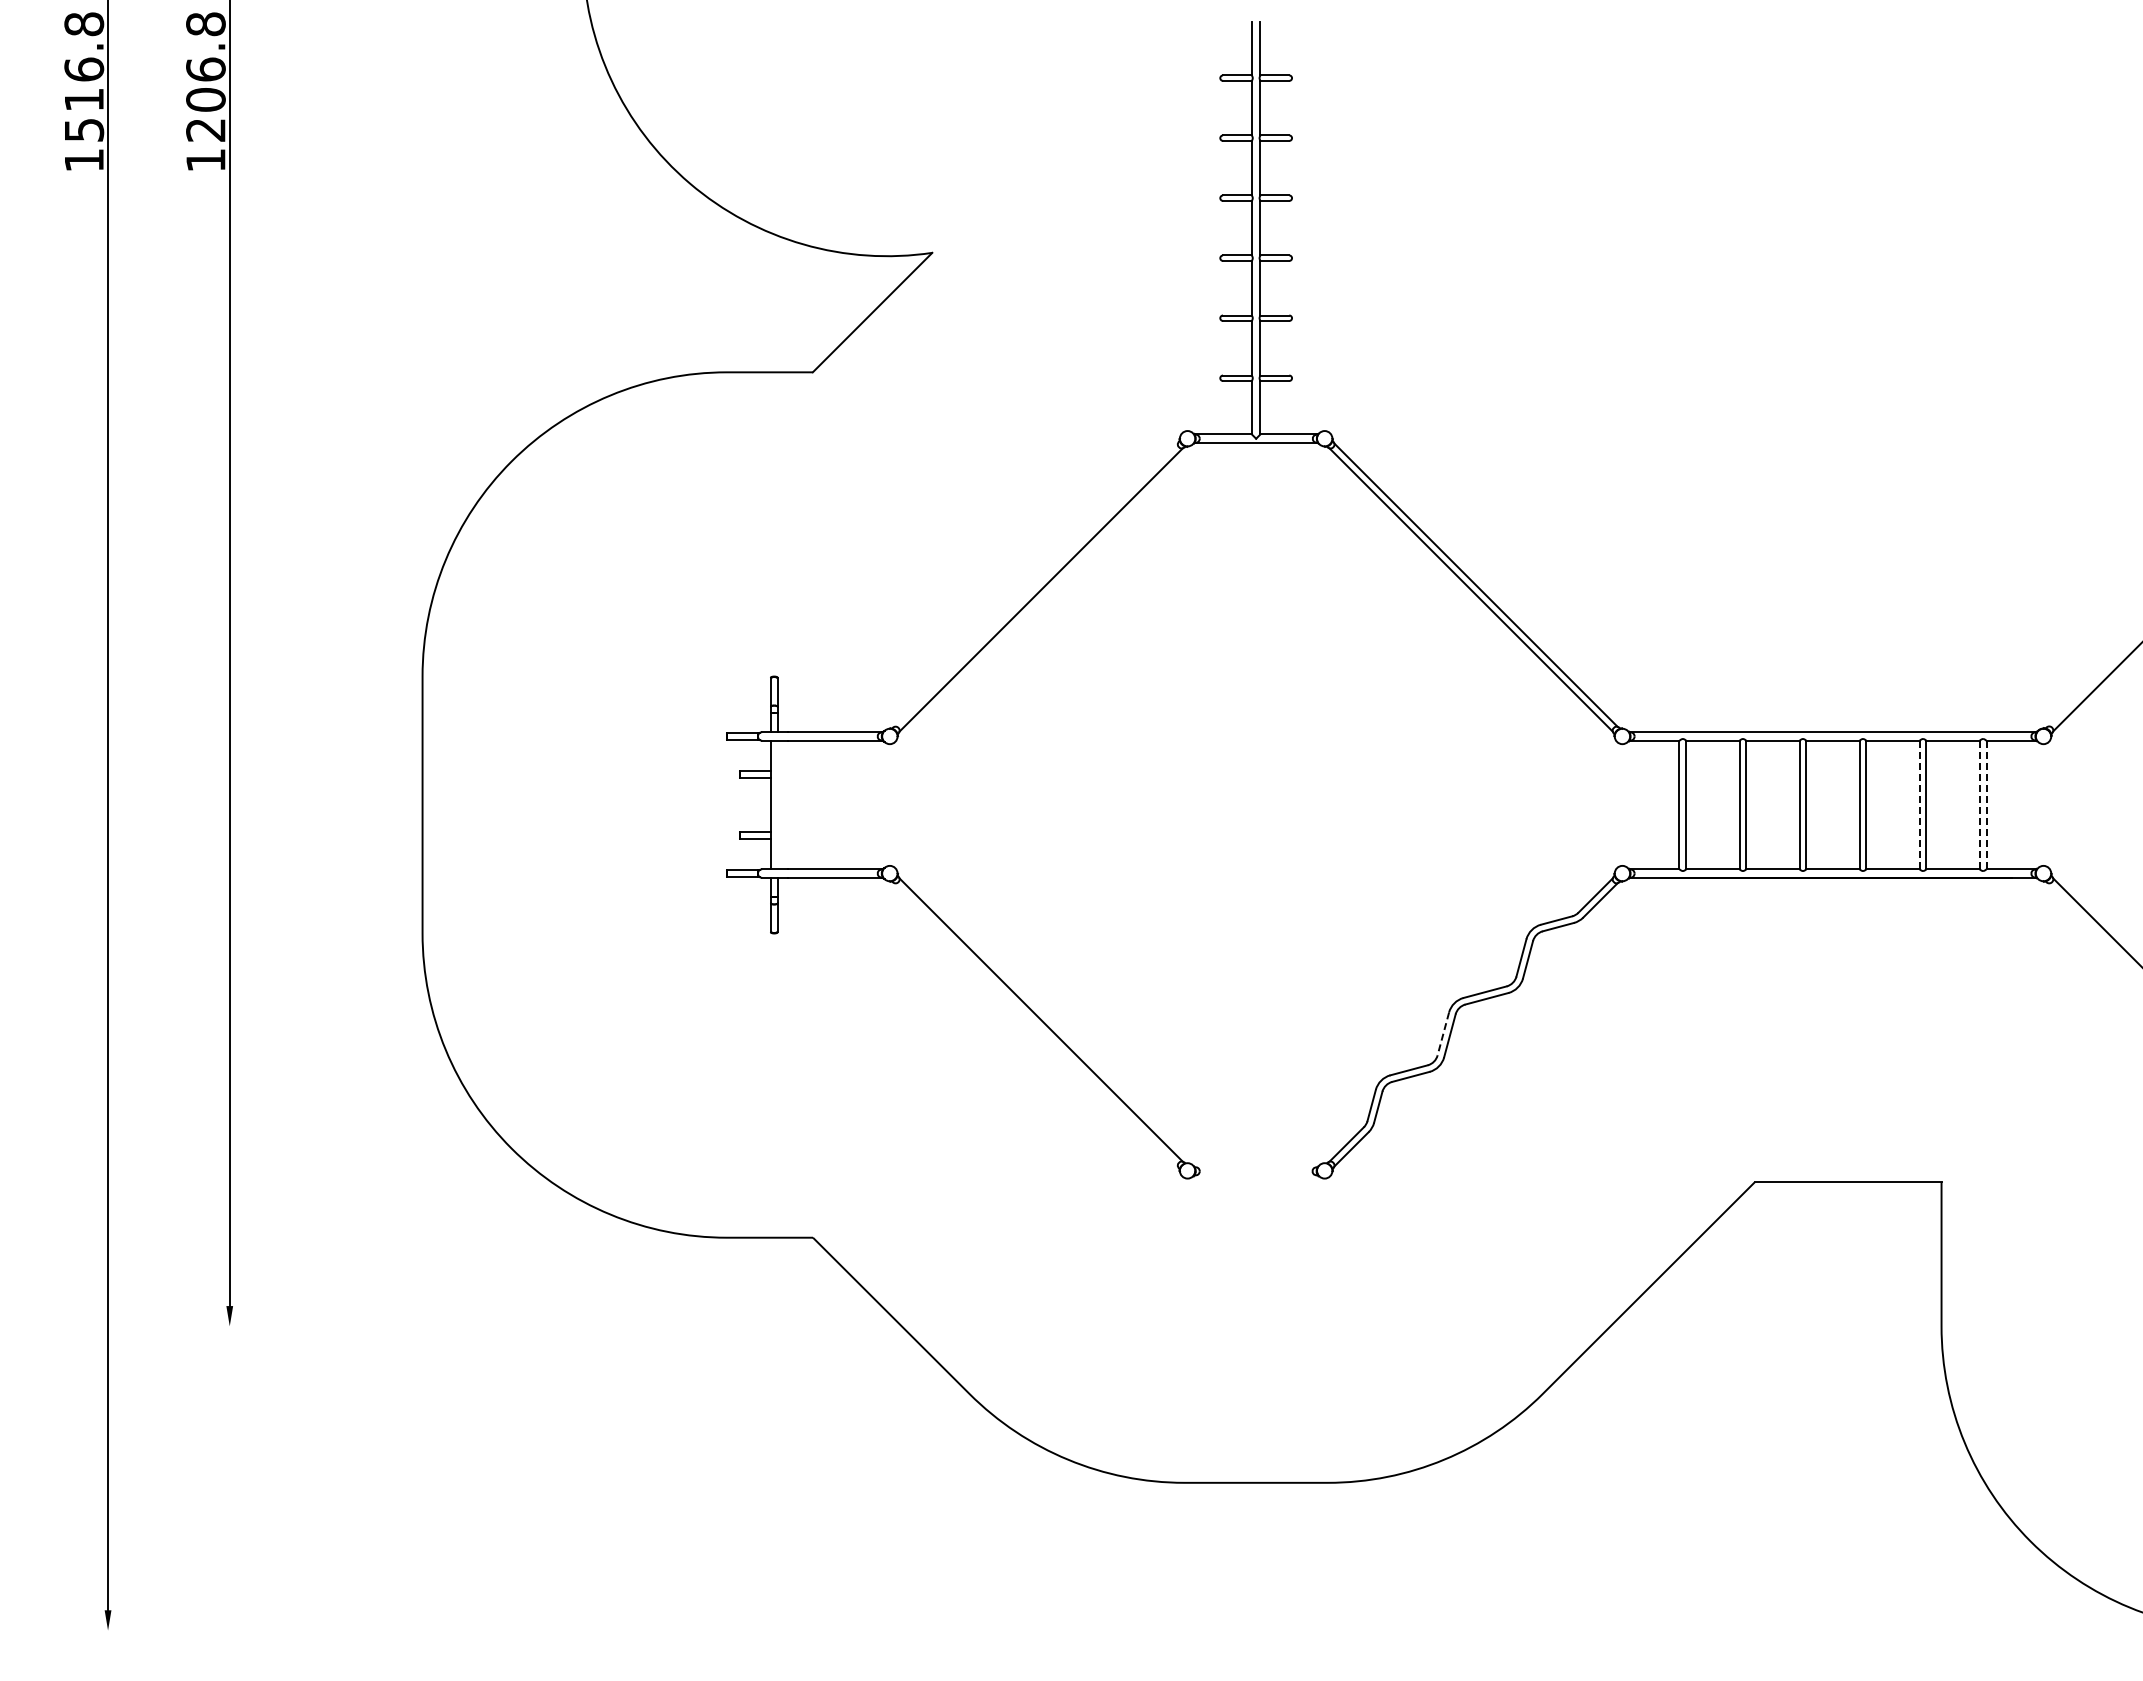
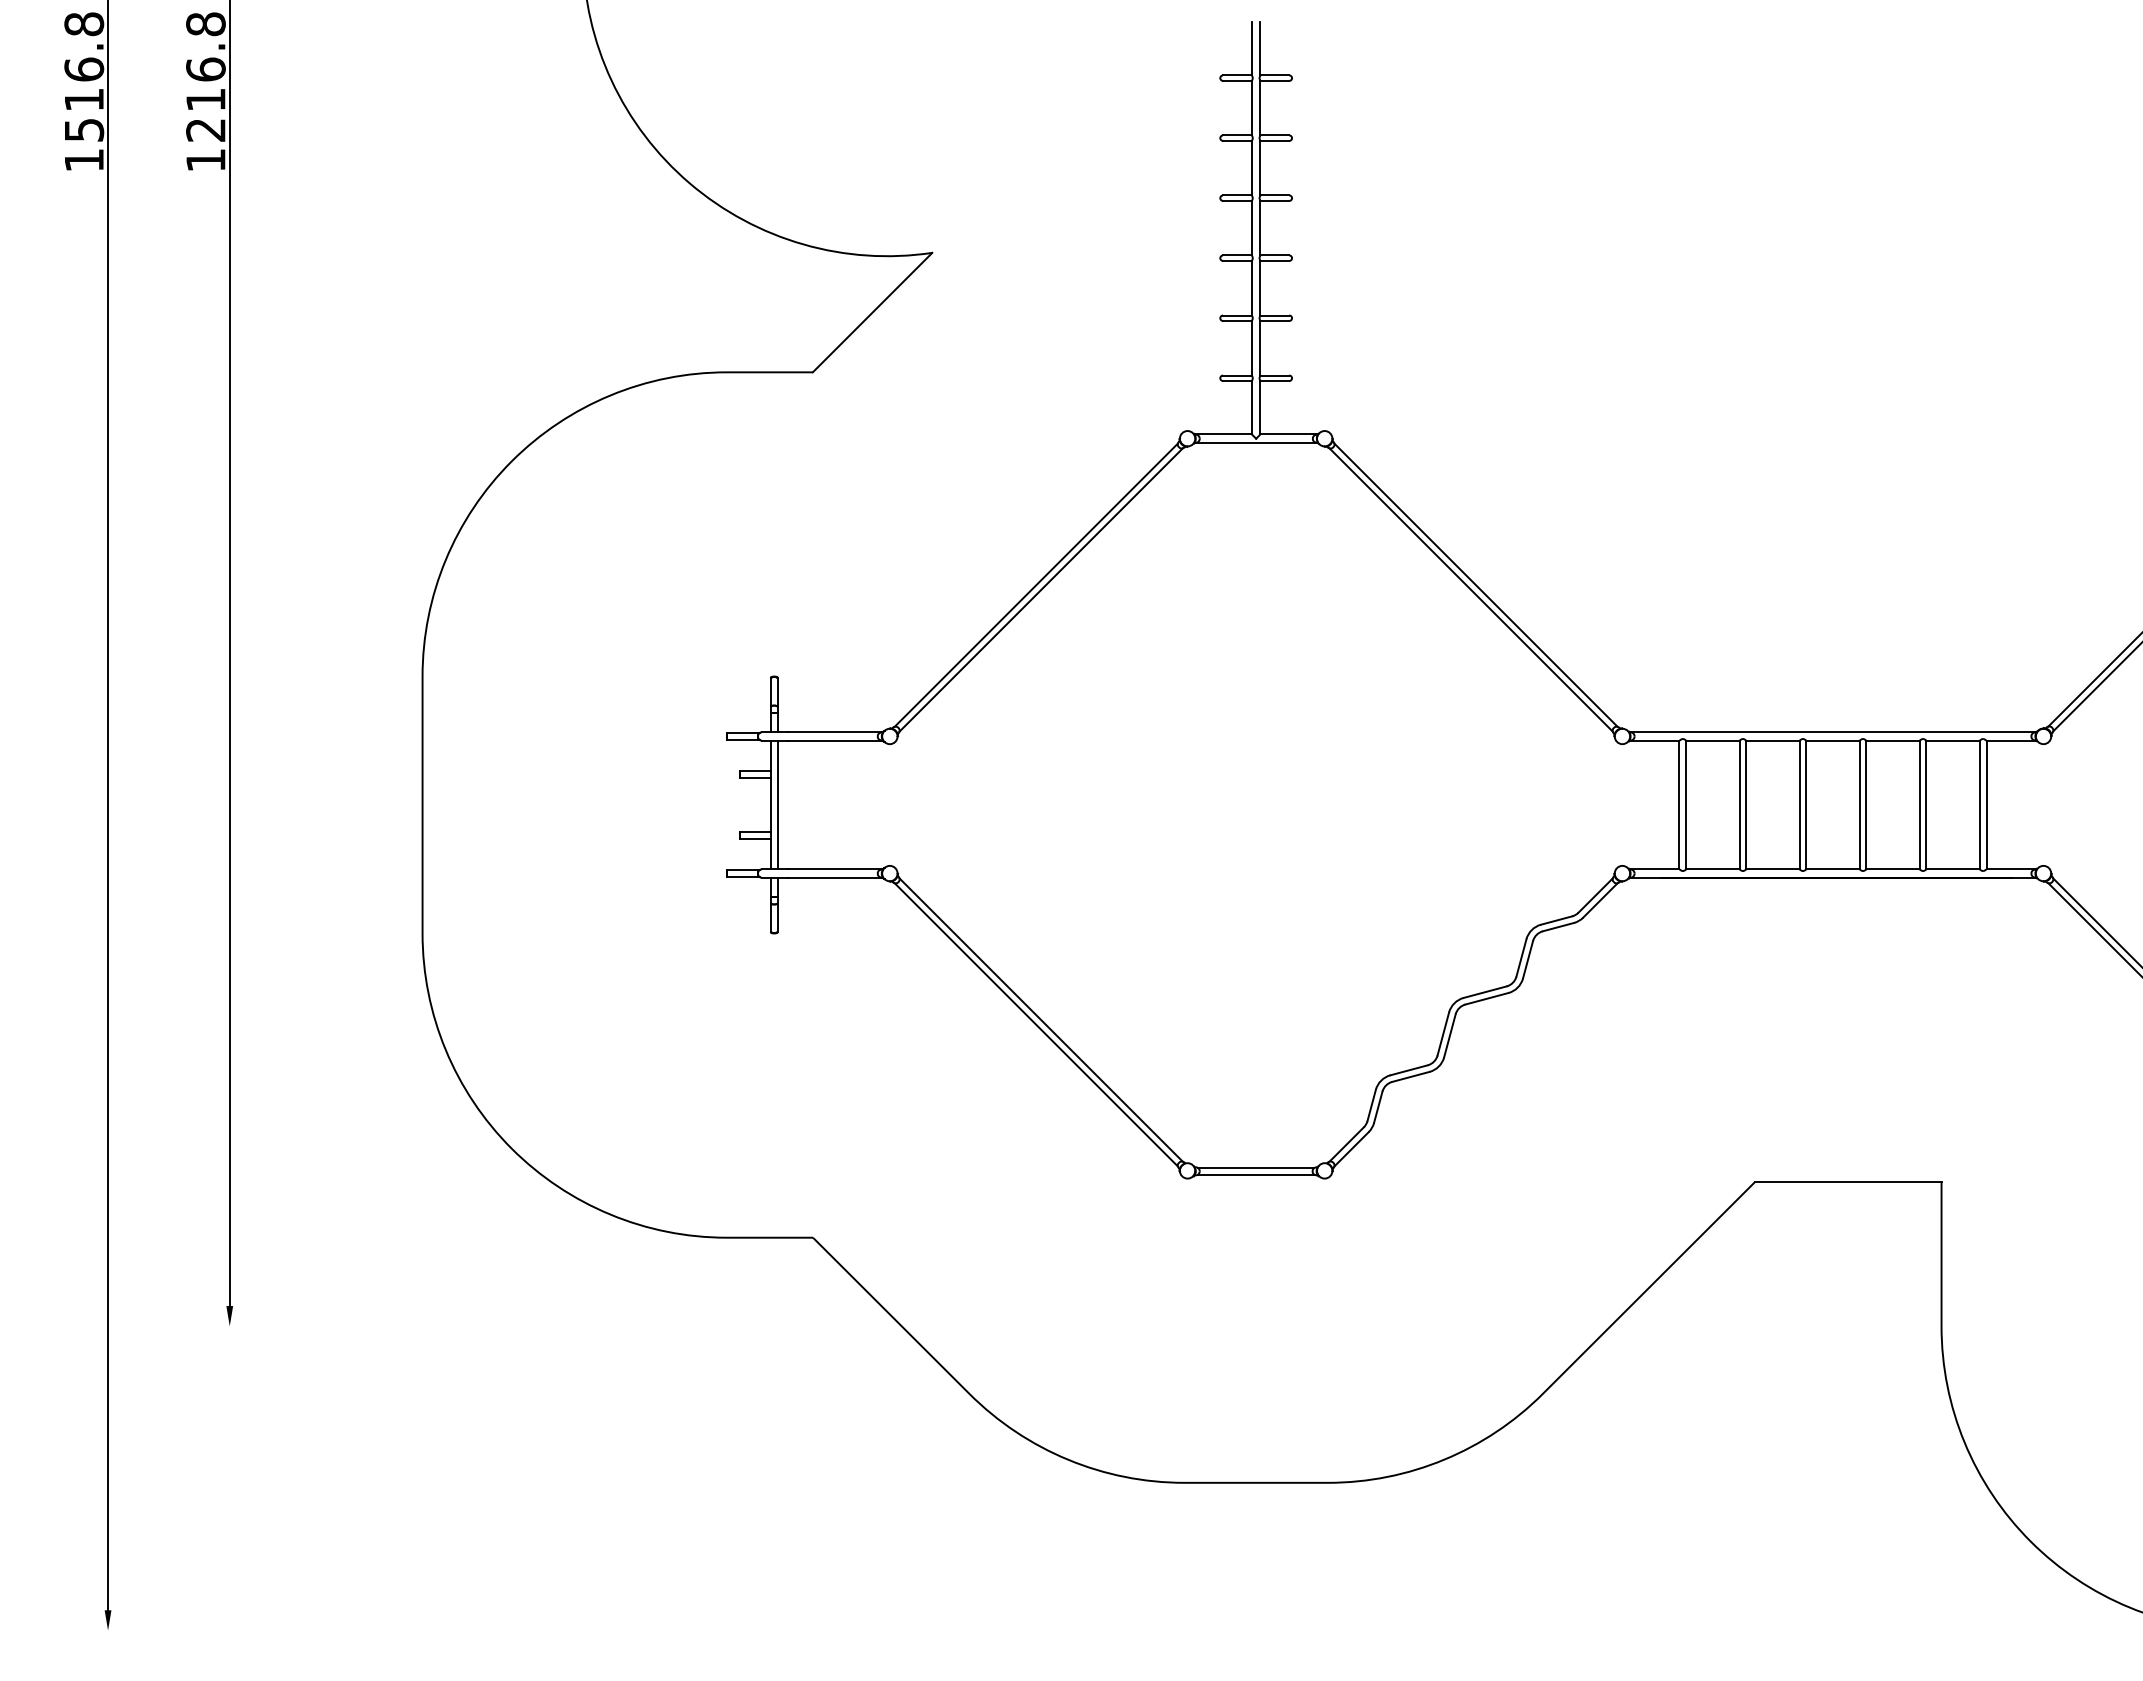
text: 1206.8 -> 1216.8 (205, 99)
line: none -> present (1035, 584)
line: none -> present (2093, 680)
line: none -> present (777, 804)
line: dashed -> solid (1919, 804)
line: dashed -> solid (1979, 804)
line: dashed -> solid (1986, 804)
line: none -> present (2093, 928)
line: none -> present (1035, 1024)
line: dashed -> solid (1443, 1034)
line: none -> present (1255, 1167)
line: none -> present (1255, 1174)
